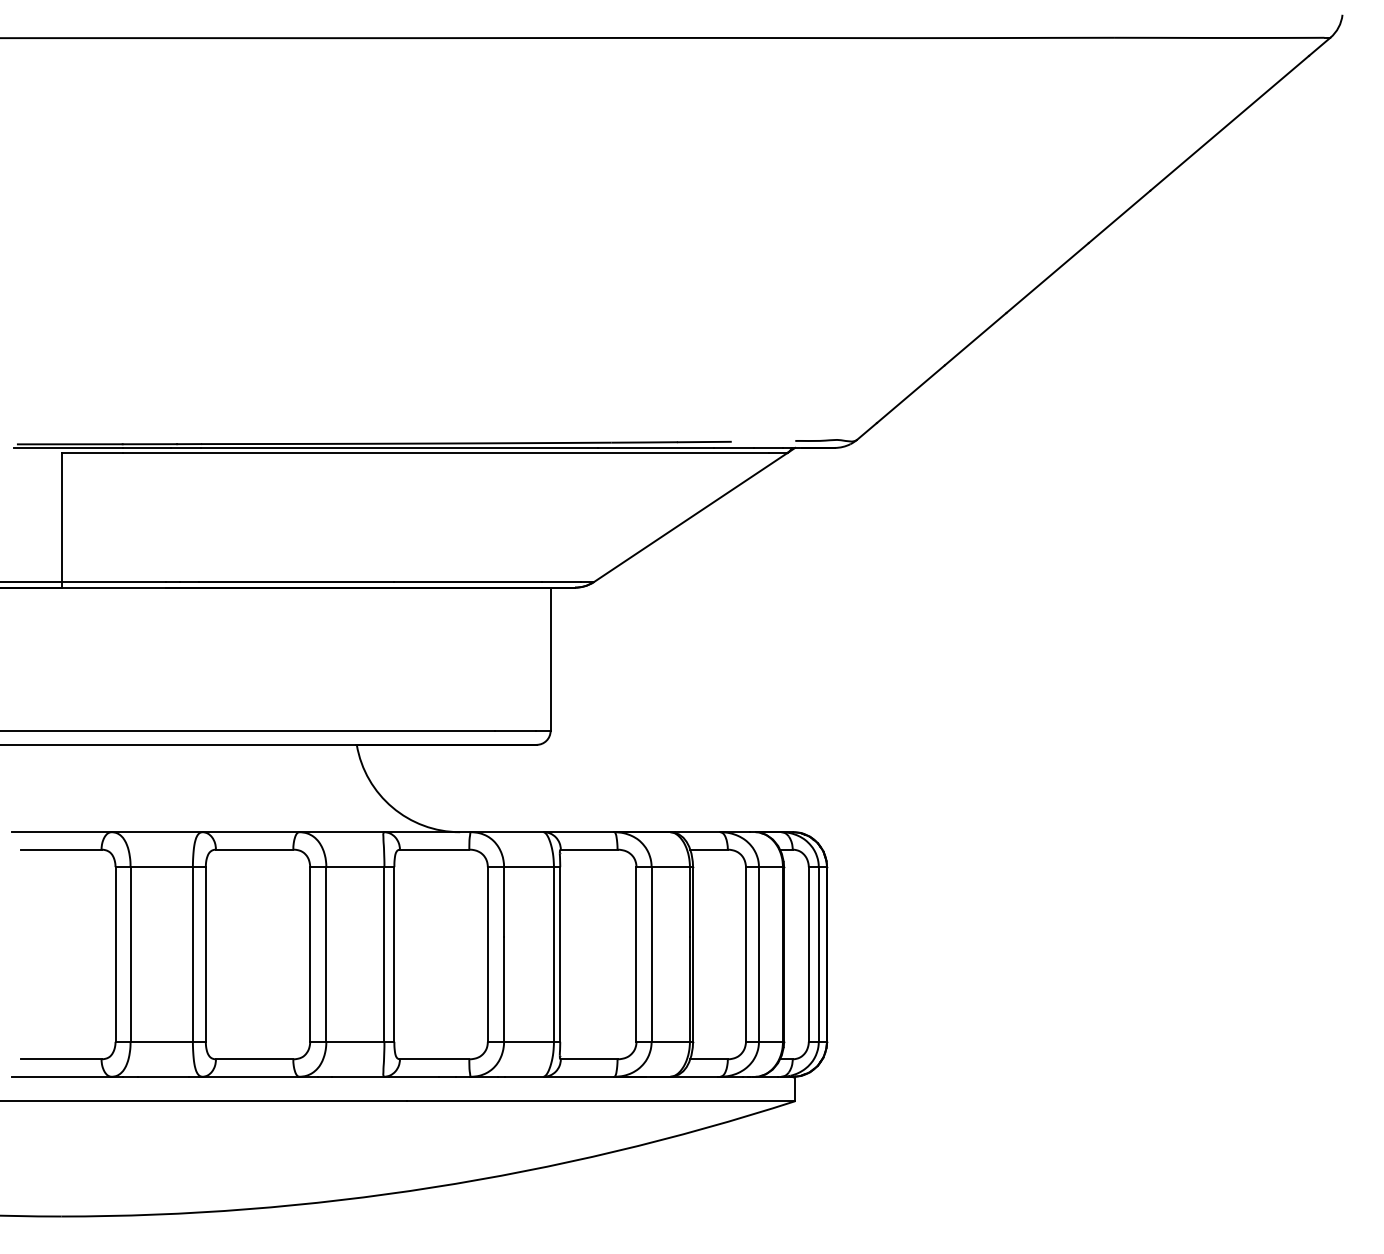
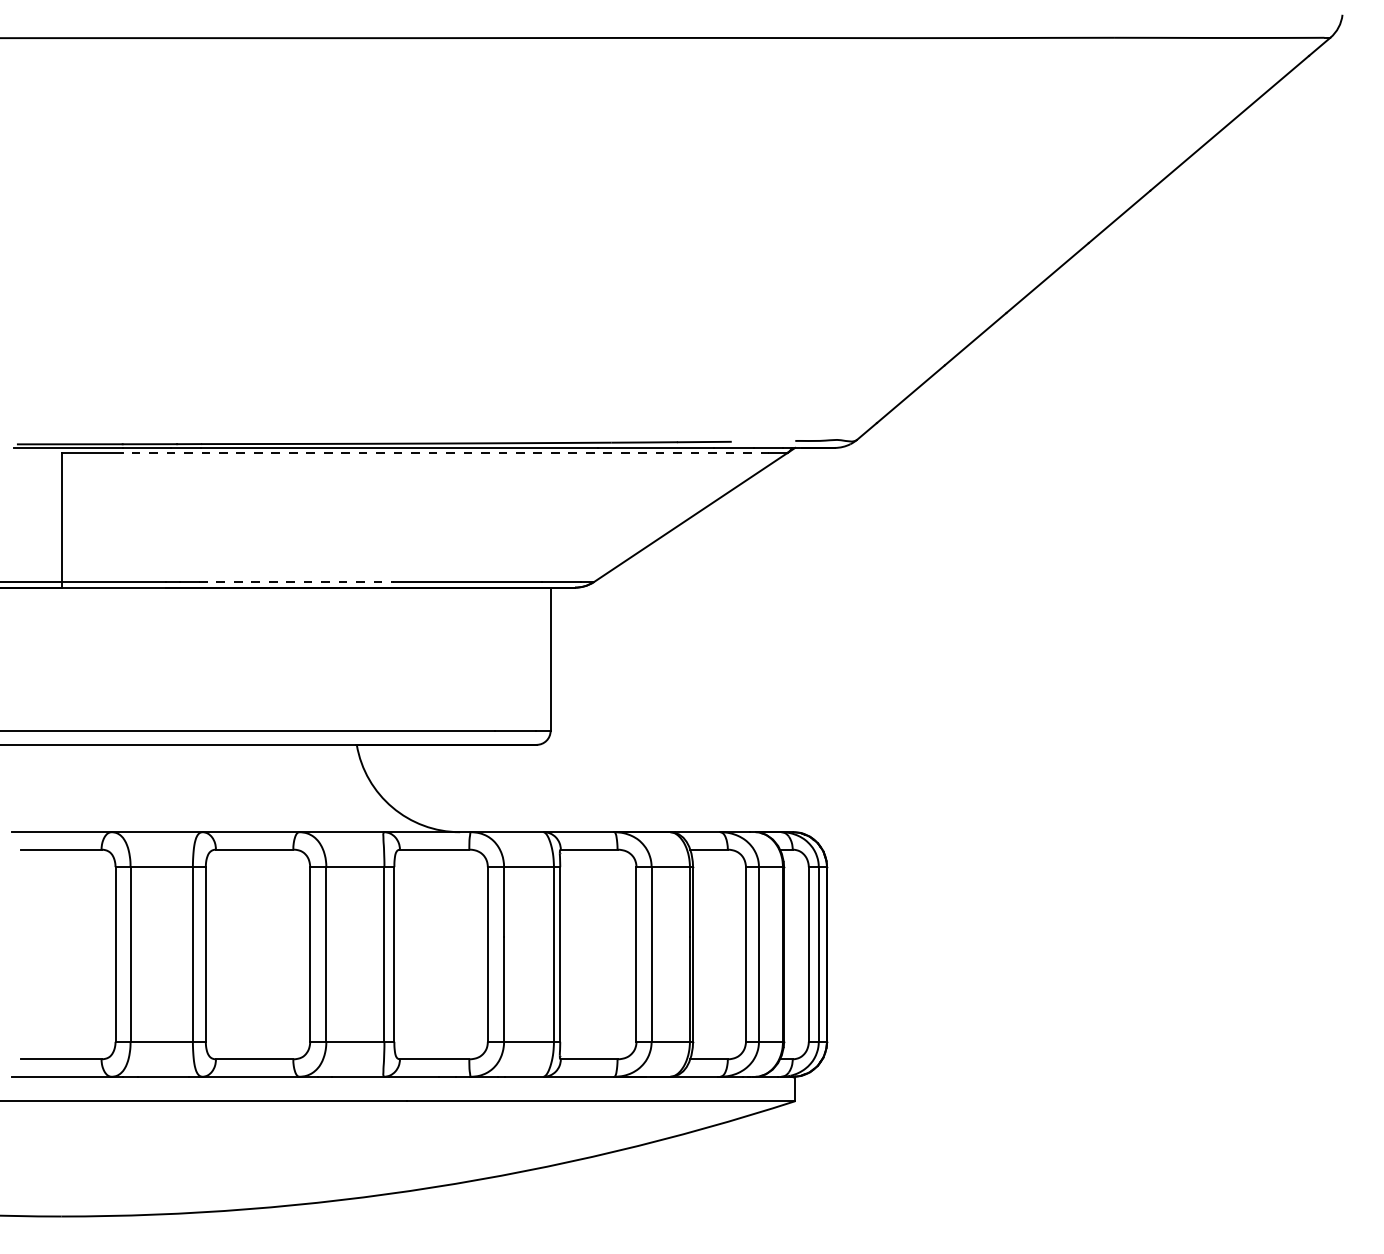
line: solid -> dashed (445, 453)
line: solid -> dashed (296, 581)
